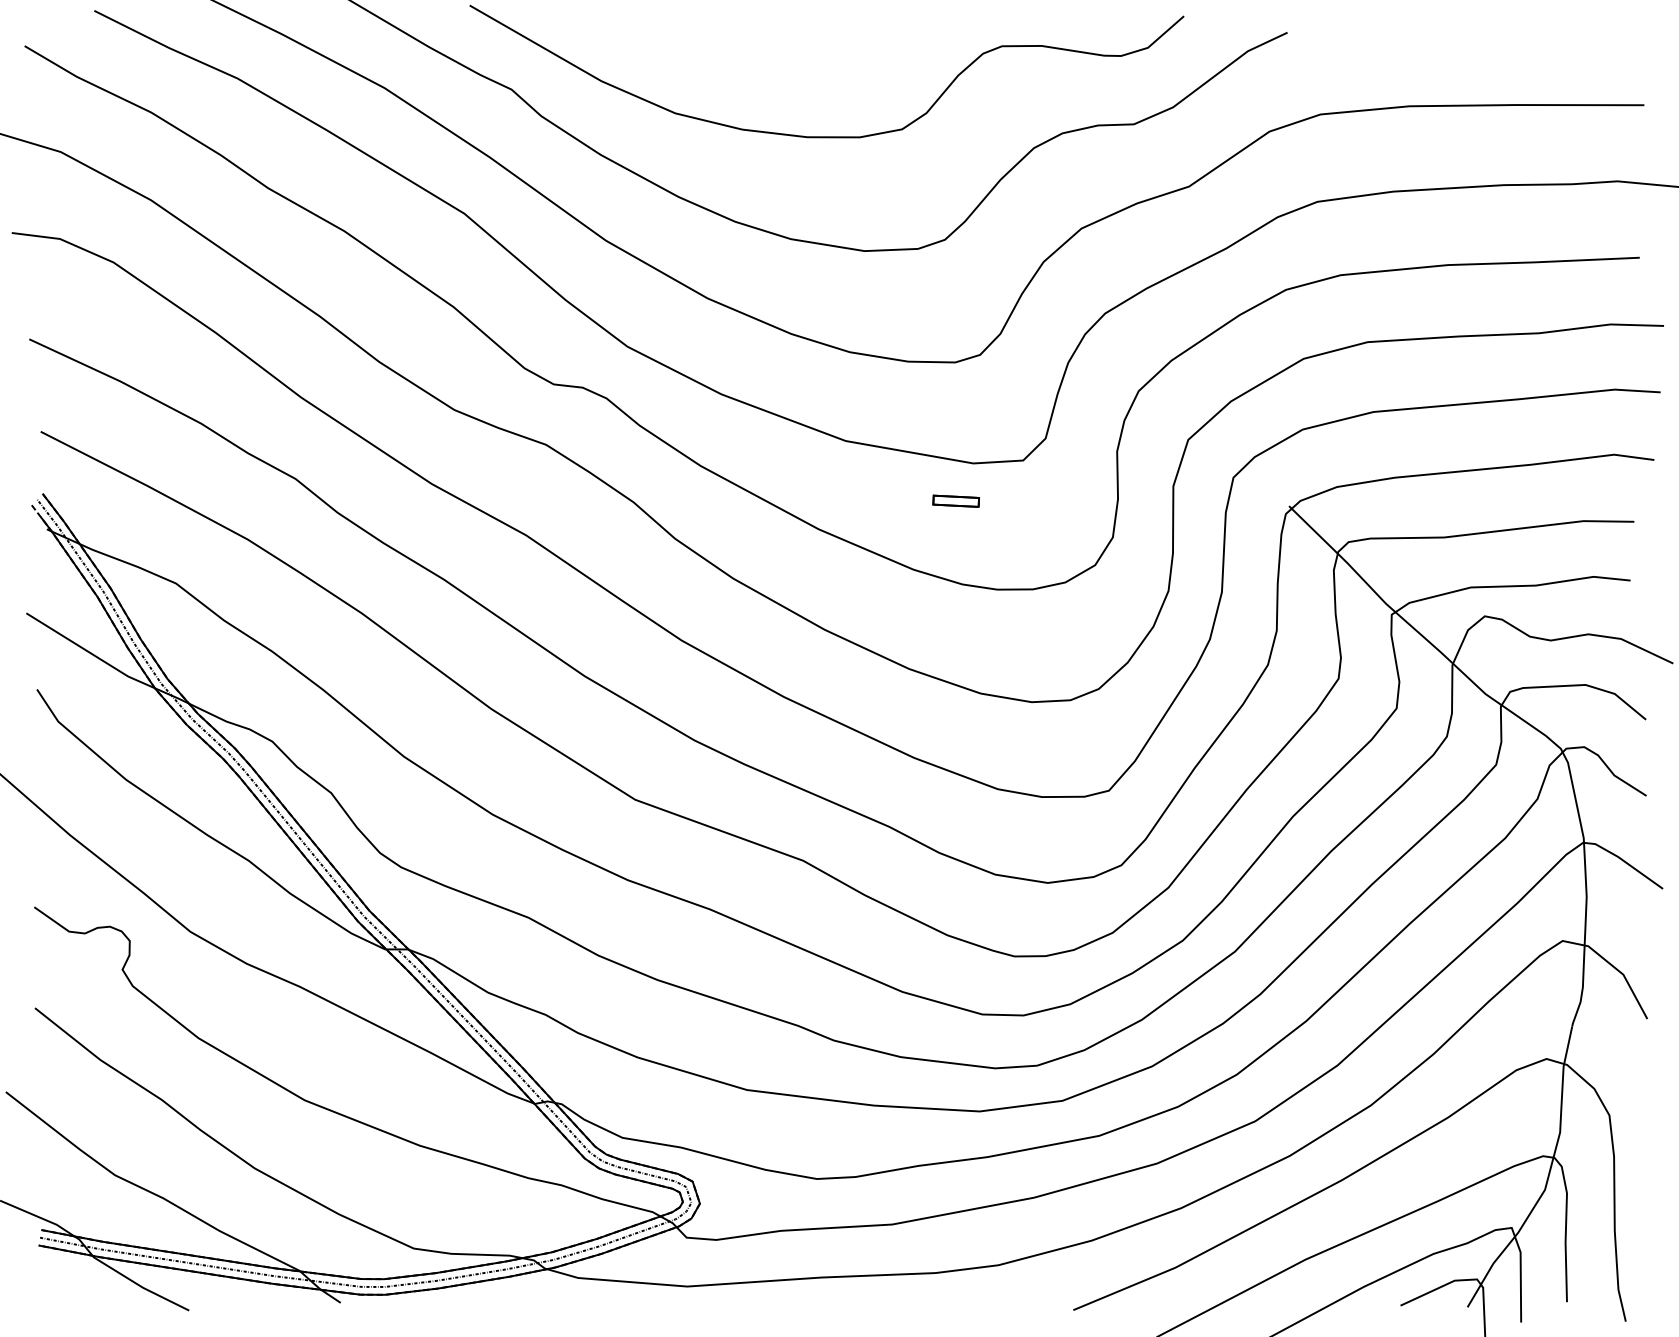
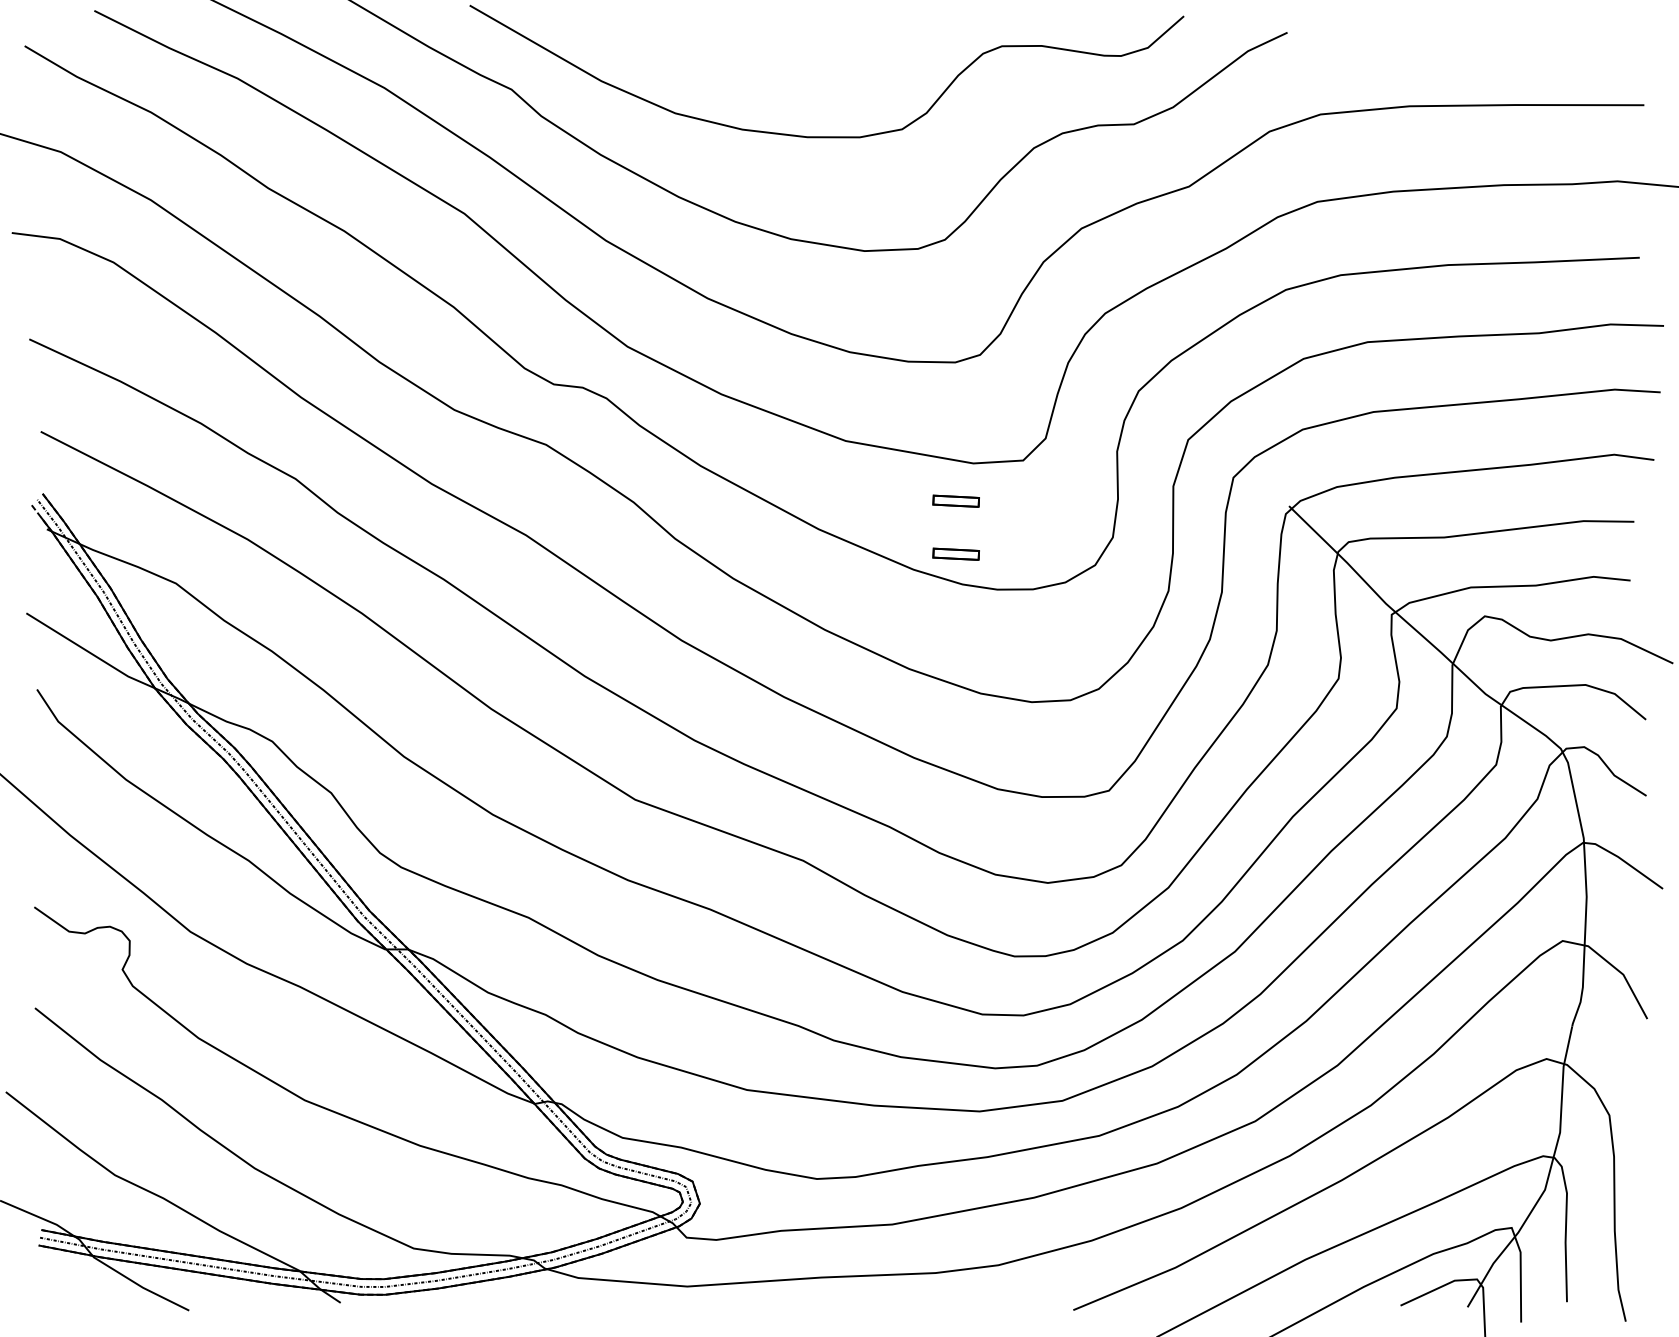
part: none -> present (955, 553)
